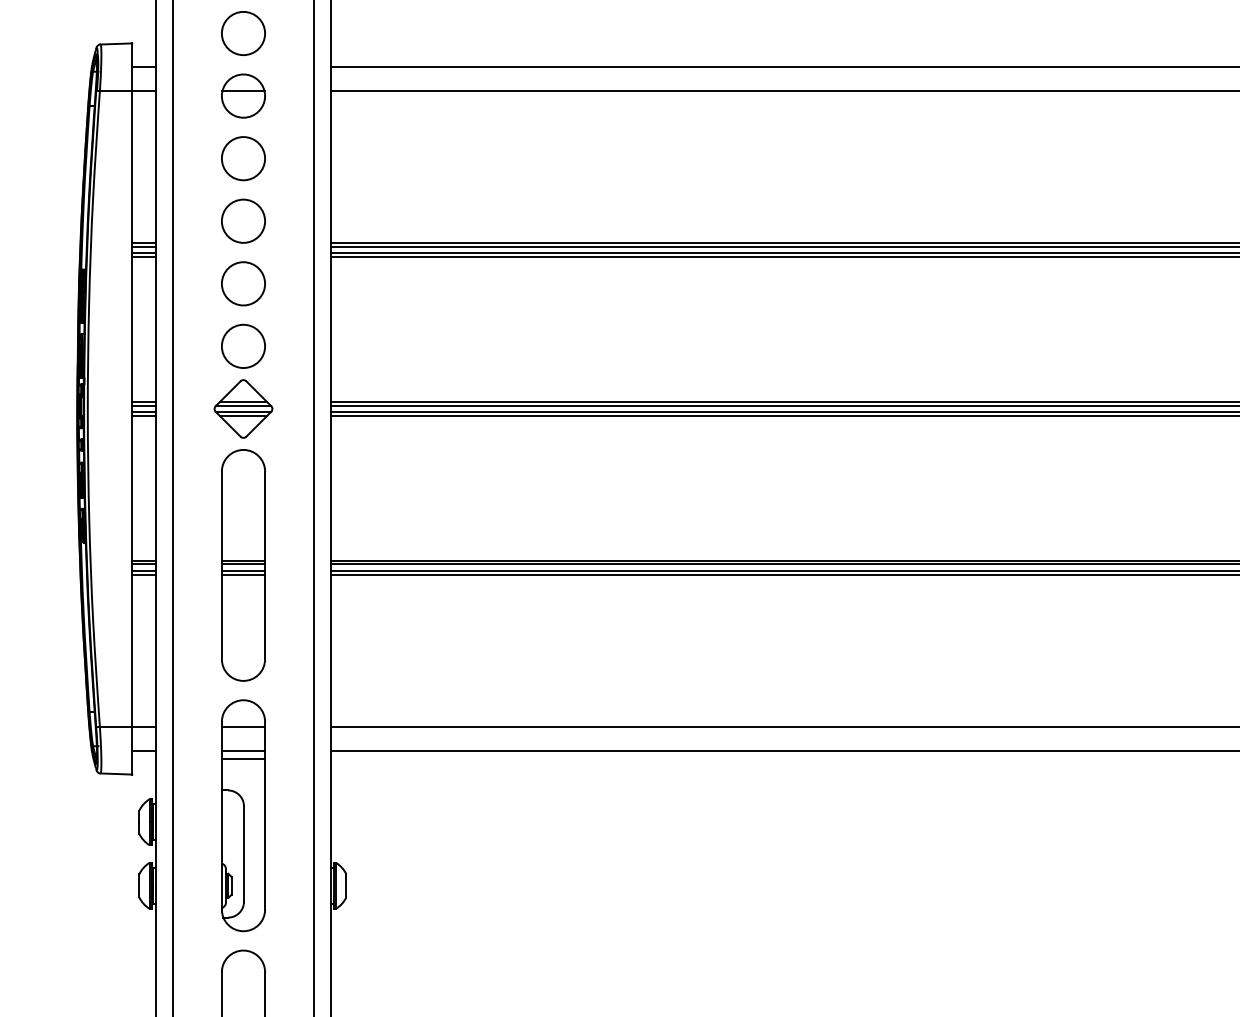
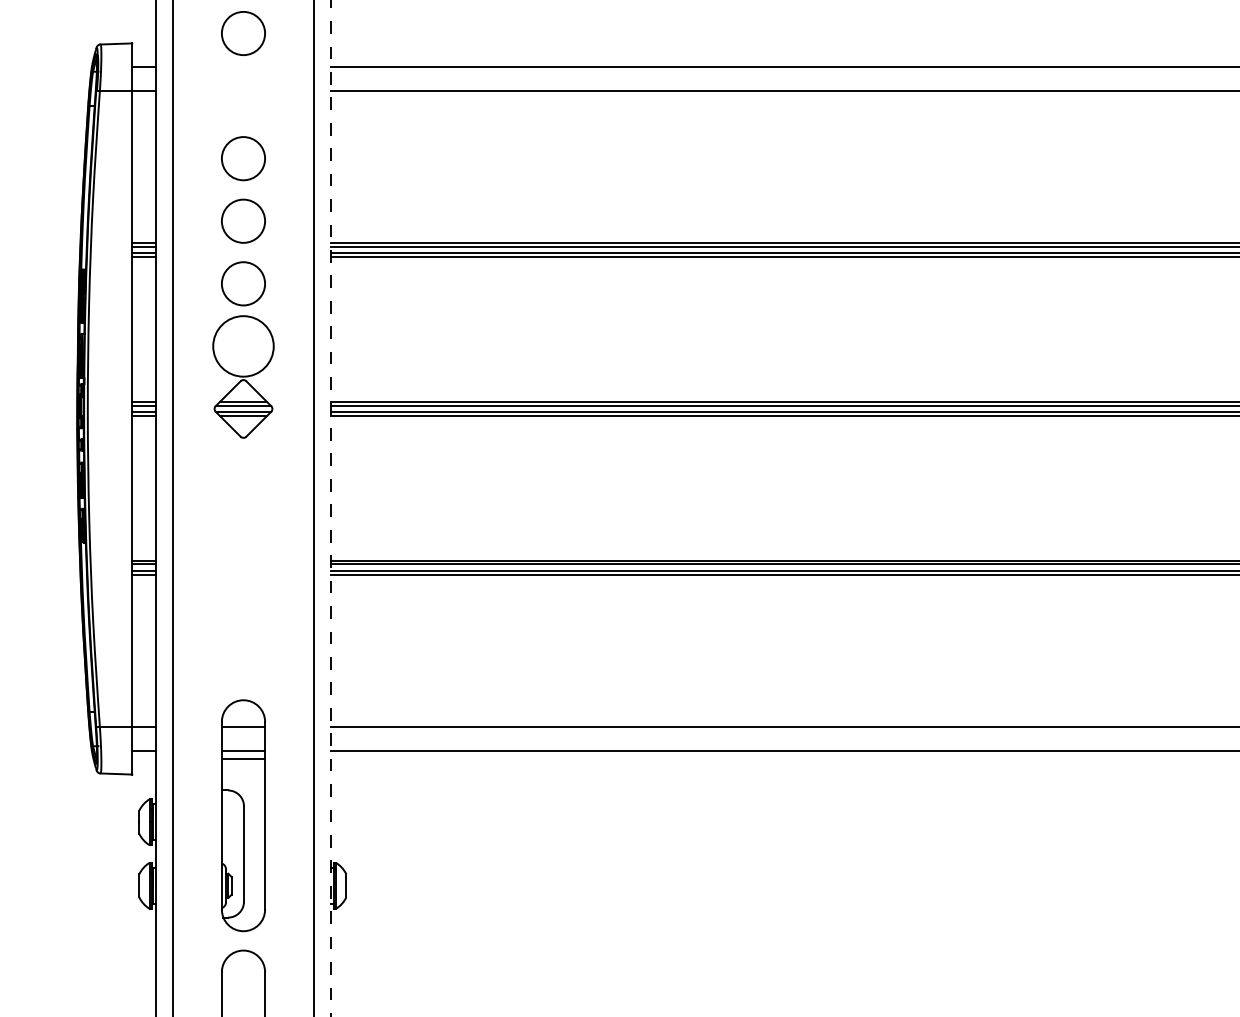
part: present -> none (243, 95)
circle diameter: 43 px -> 61 px (243, 346)
line: solid -> dashed (330, 508)
part: present -> none (243, 565)
